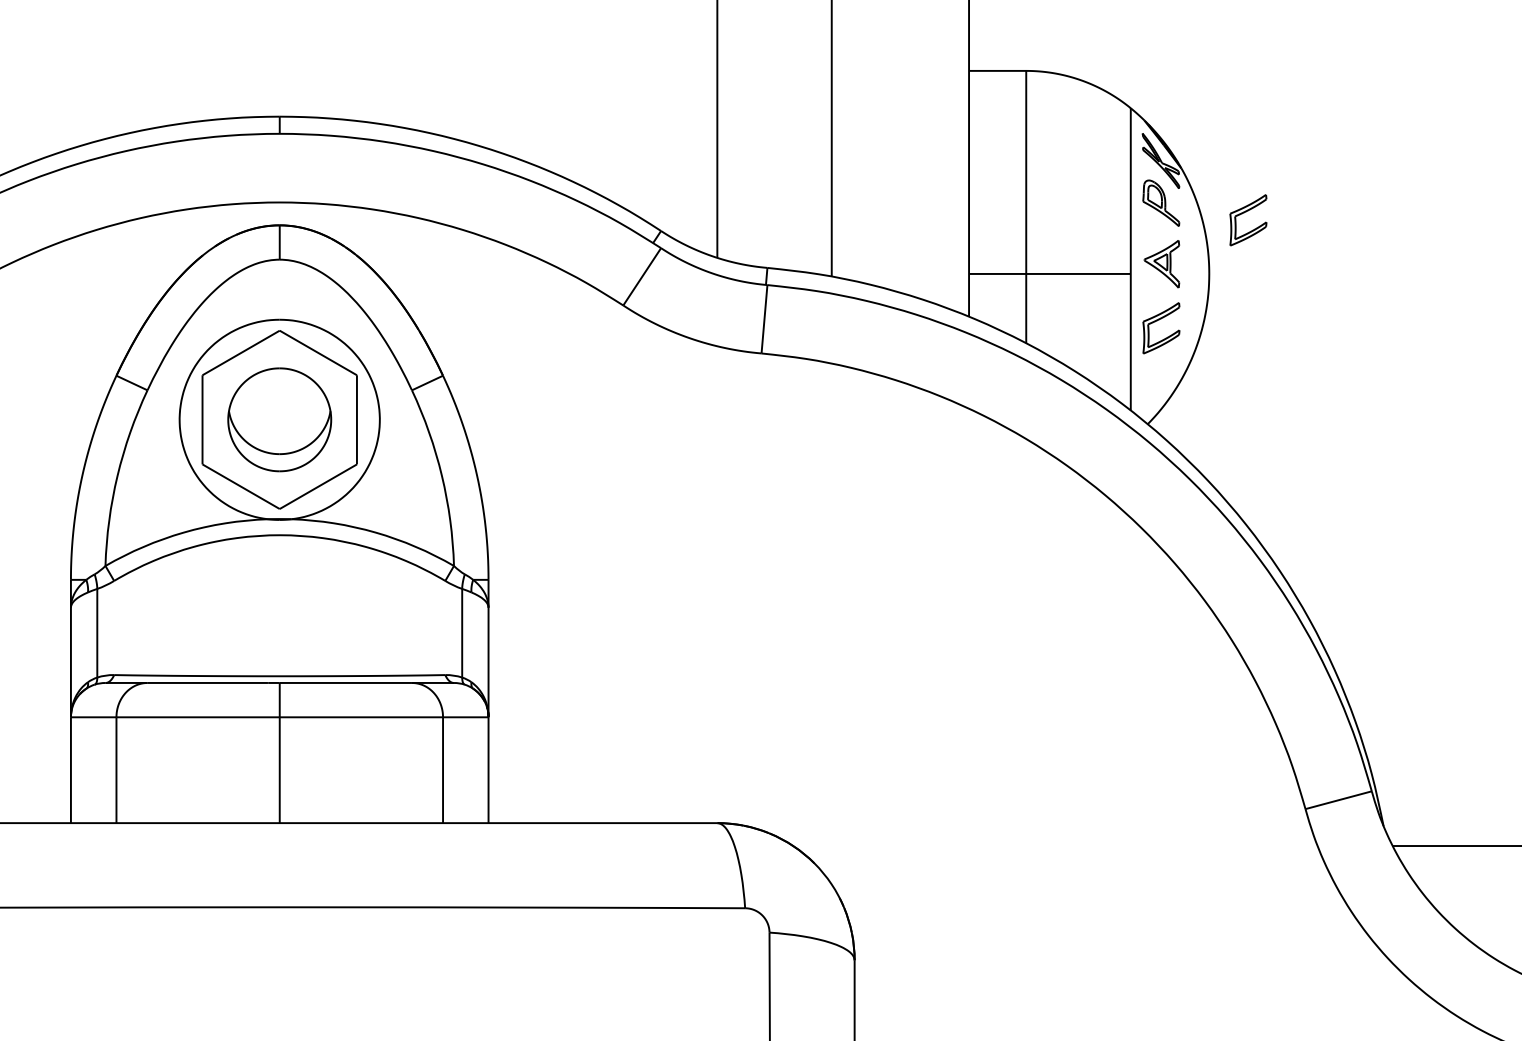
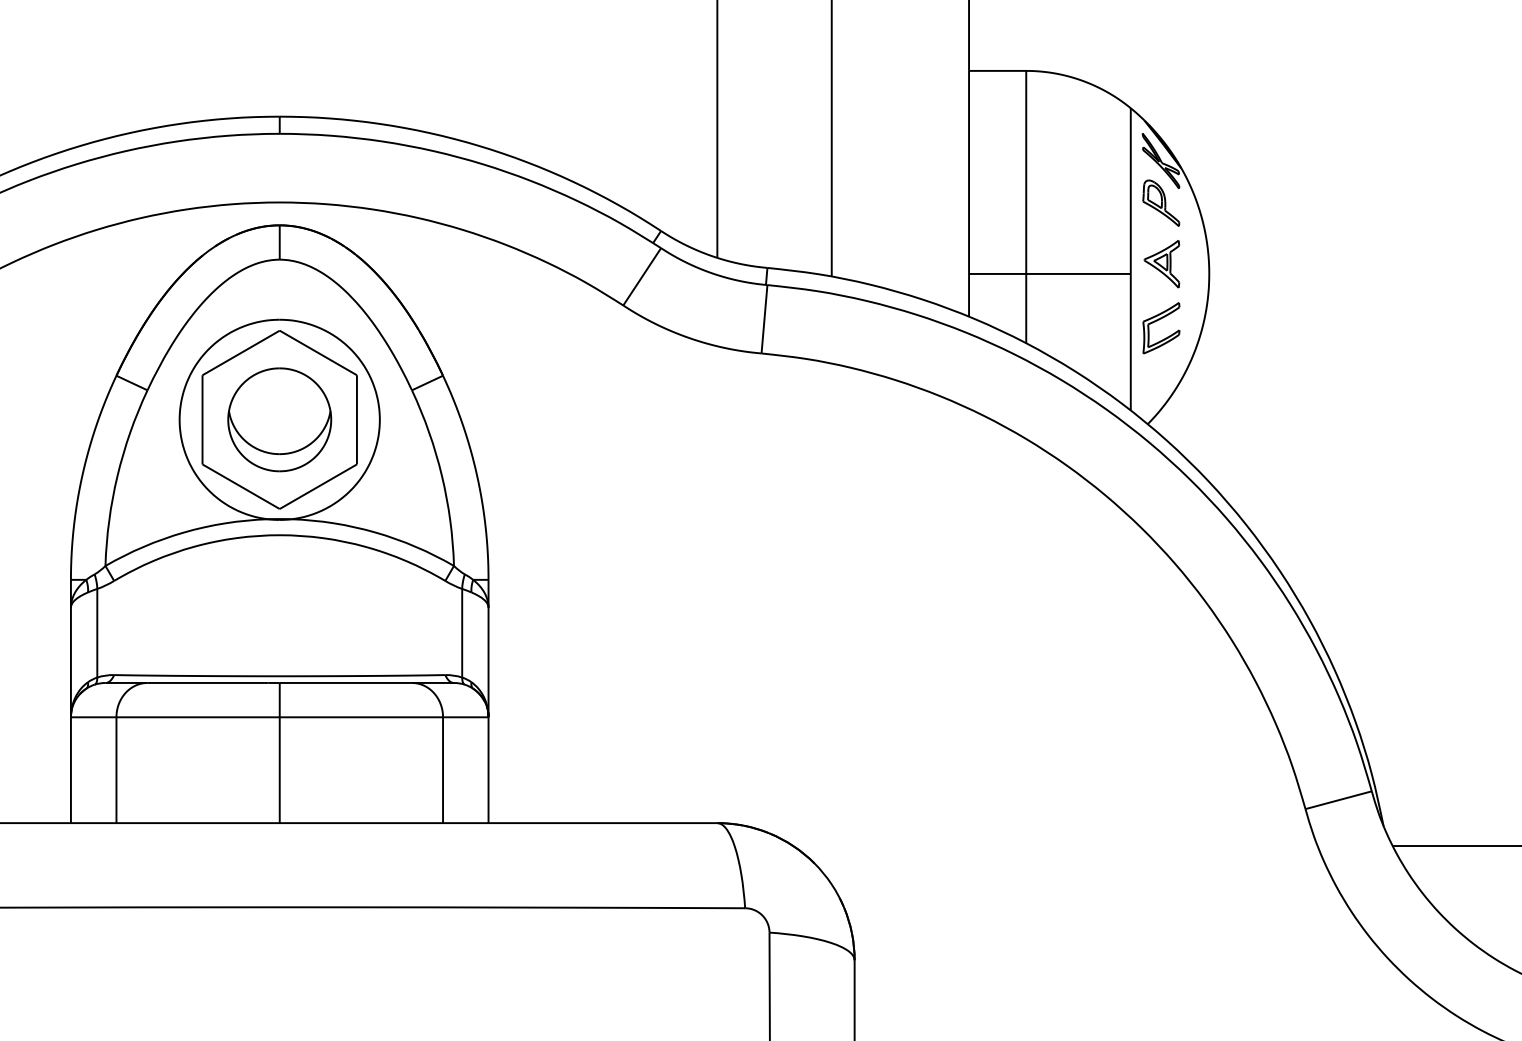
part: present -> none (1244, 213)
